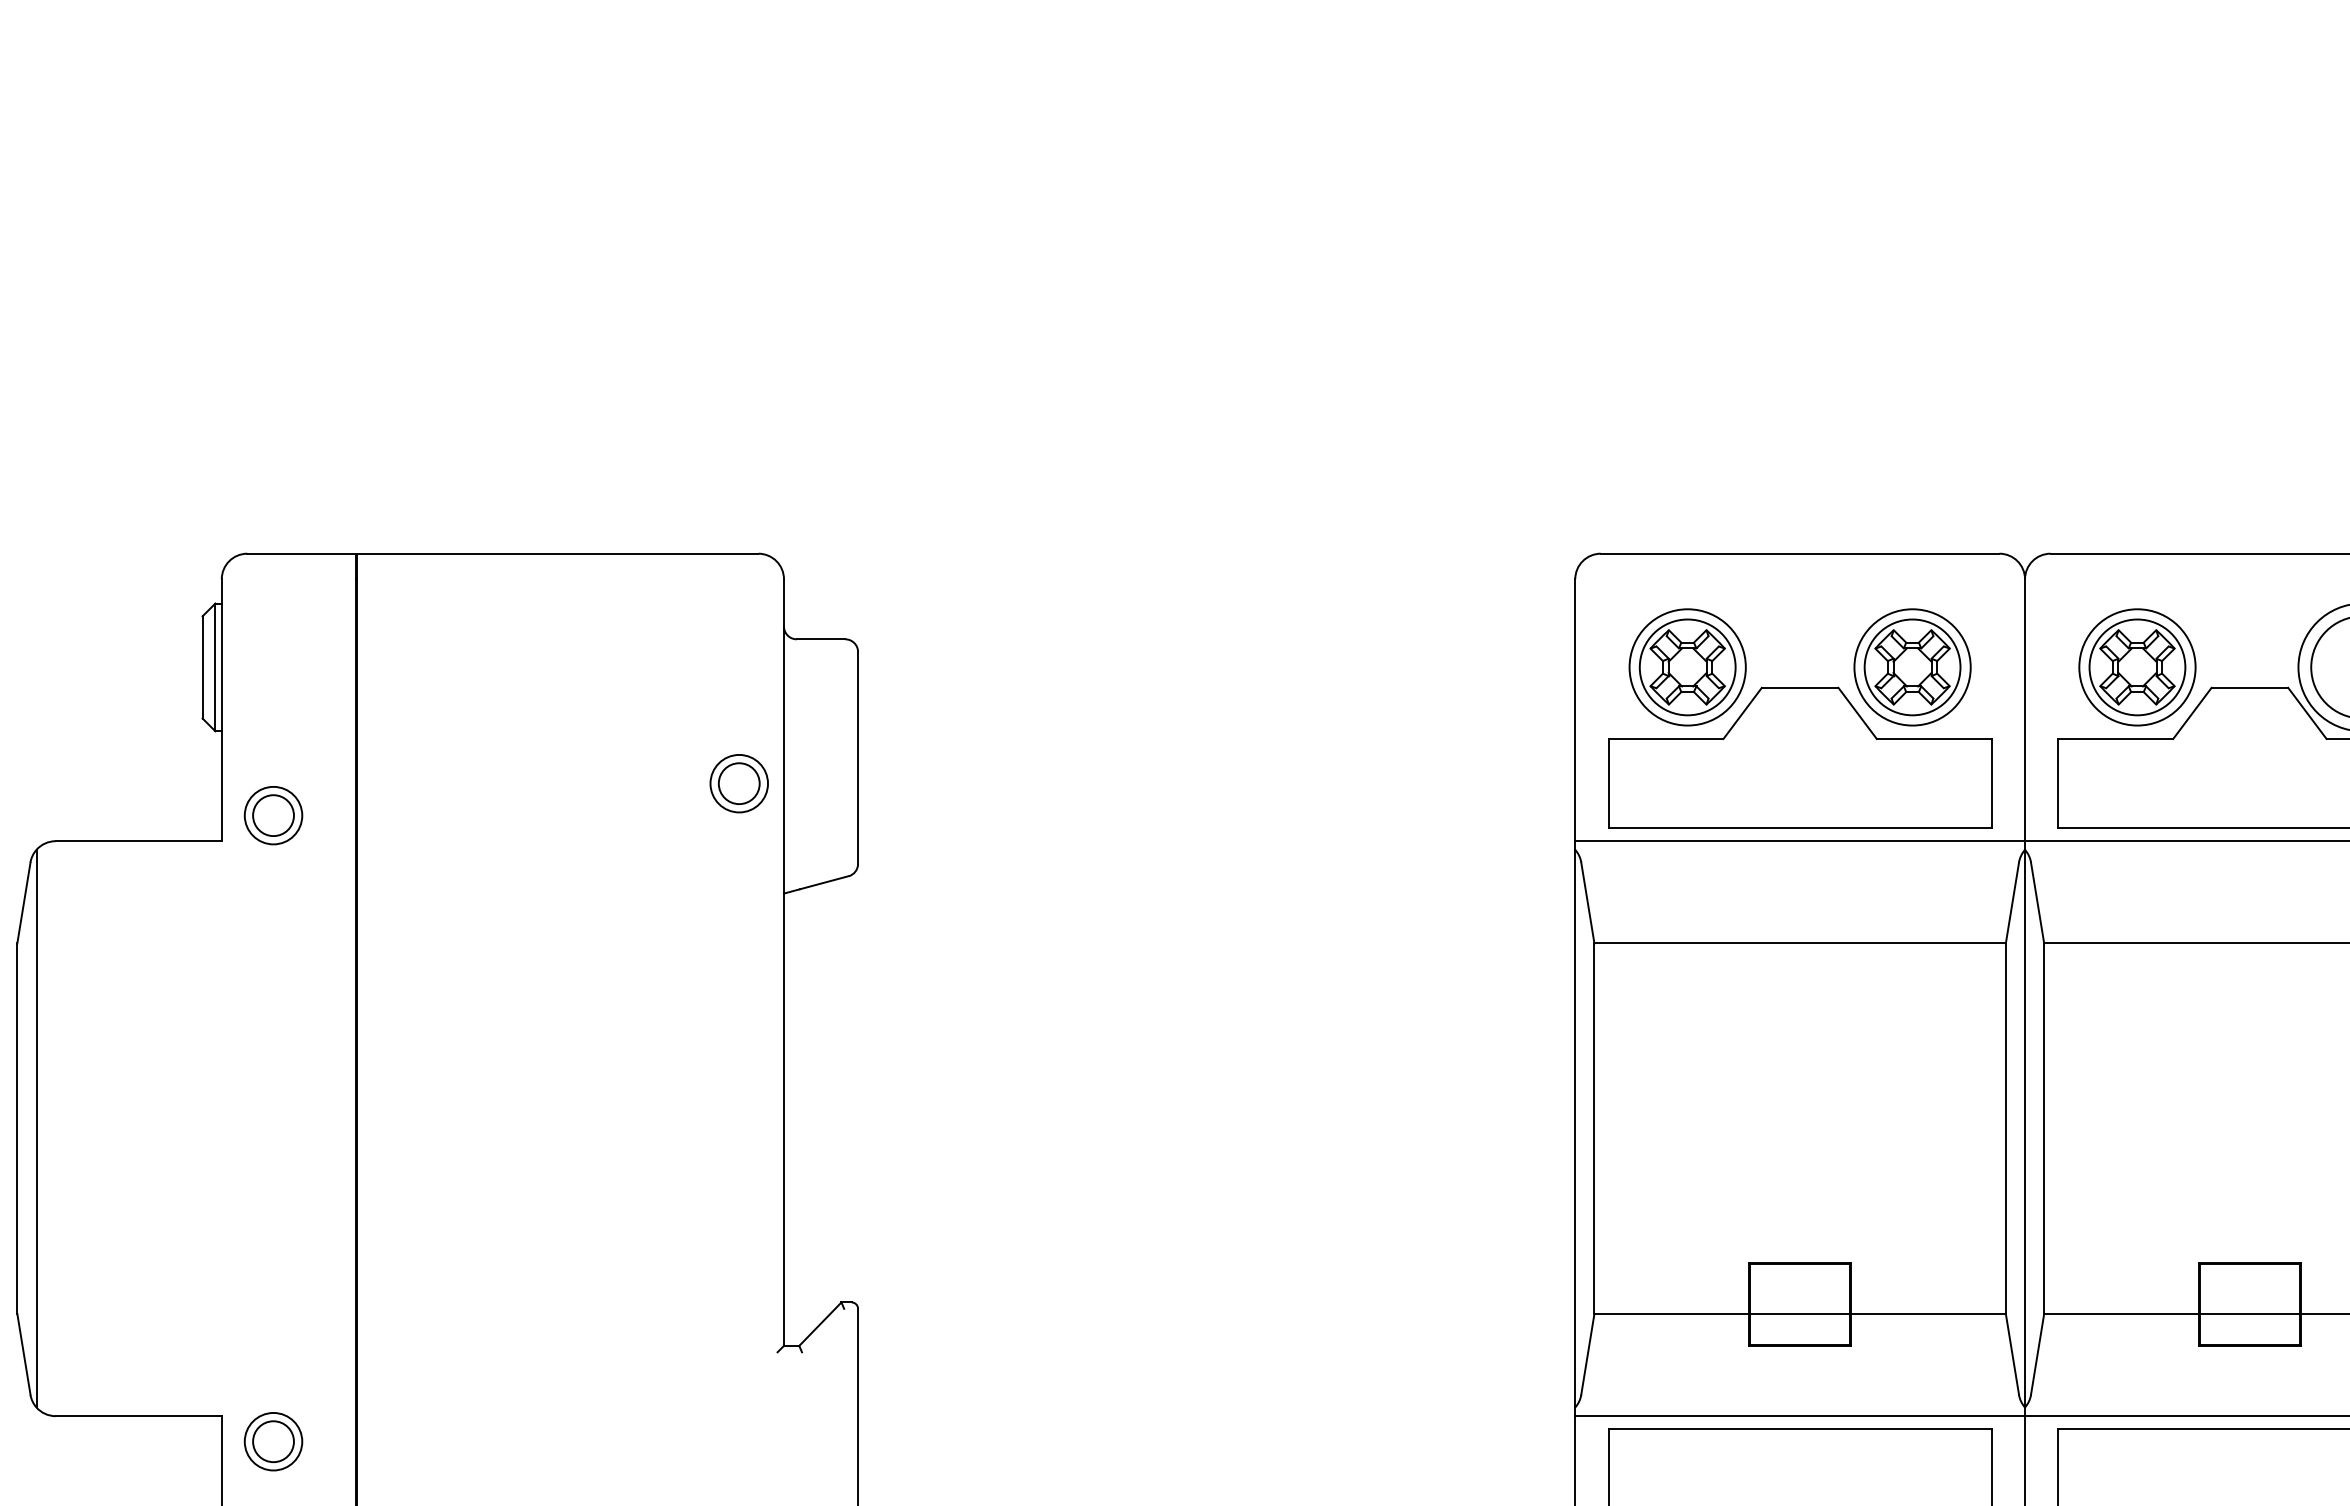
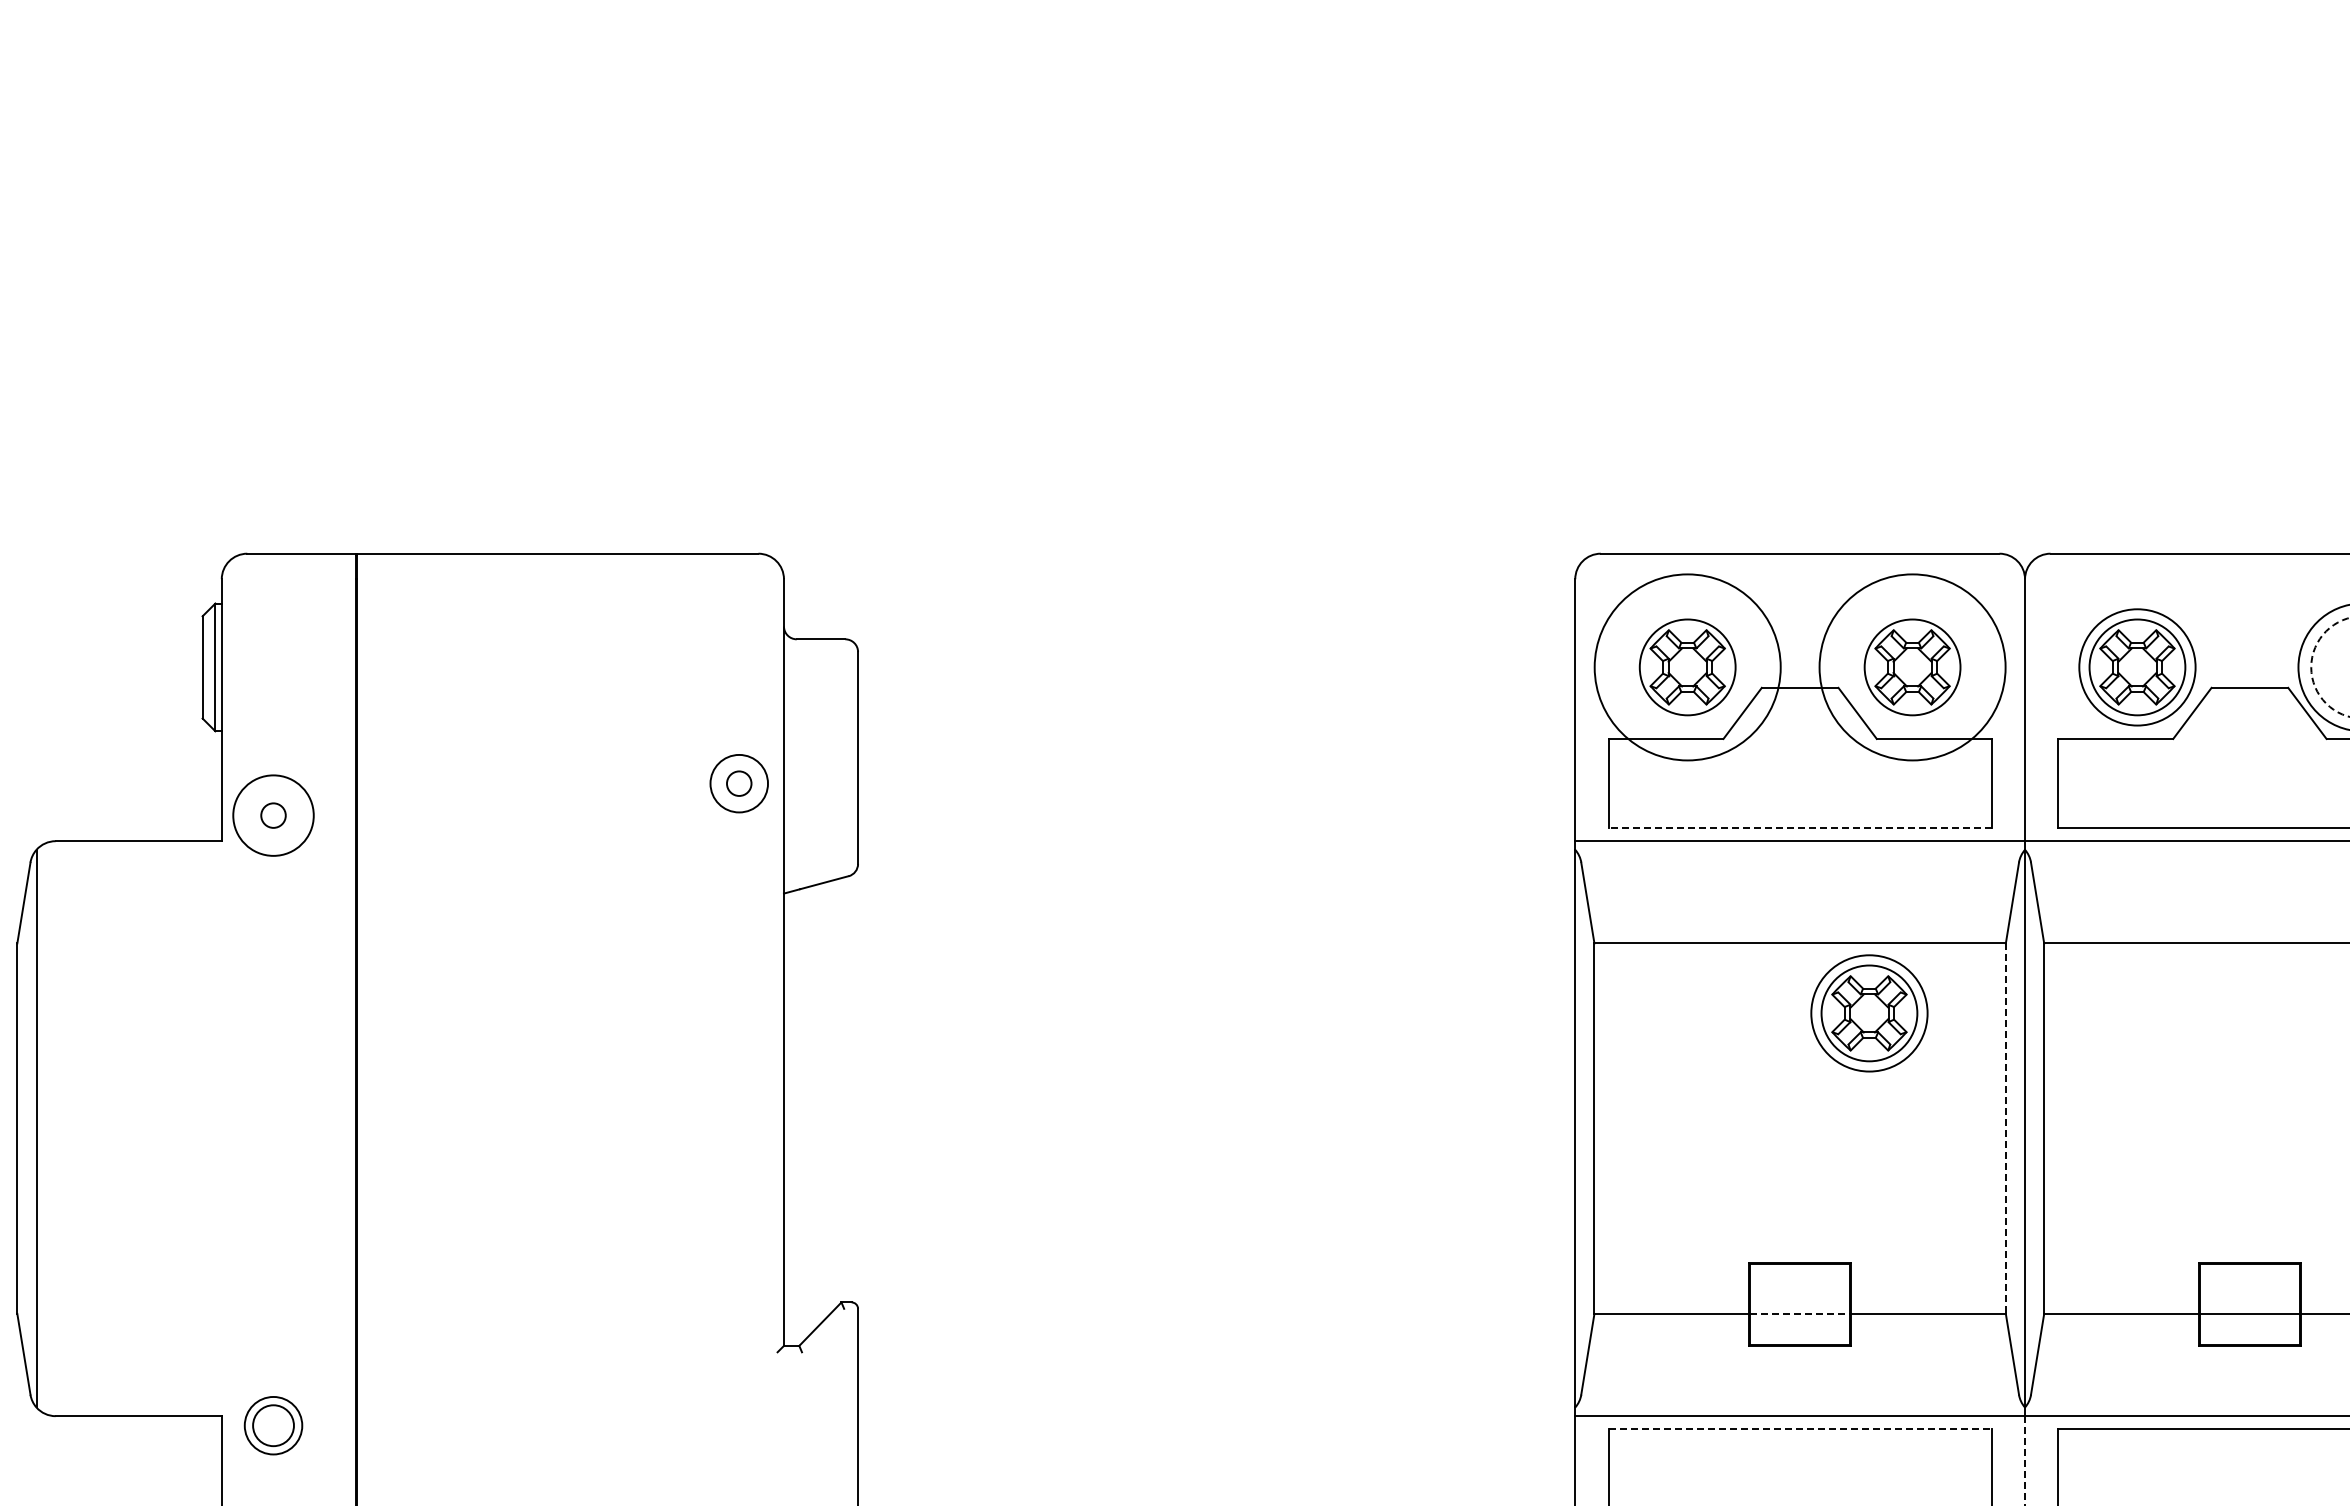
circle: solid -> dashed (2330, 666)
circle diameter: 116 px -> 186 px (1687, 667)
circle diameter: 116 px -> 186 px (1912, 667)
circle diameter: 41 px -> 25 px (739, 783)
circle diameter: 41 px -> 25 px (273, 815)
circle diameter: 57 px -> 80 px (273, 815)
line: solid -> dashed (1800, 828)
part: none -> present (1869, 1013)
line: solid -> dashed (2005, 1129)
line: solid -> dashed (1800, 1313)
line: solid -> dashed (1800, 1428)
part position: (273, 1441) -> (273, 1425) (273, 1425)
line: solid -> dashed (2025, 1461)
